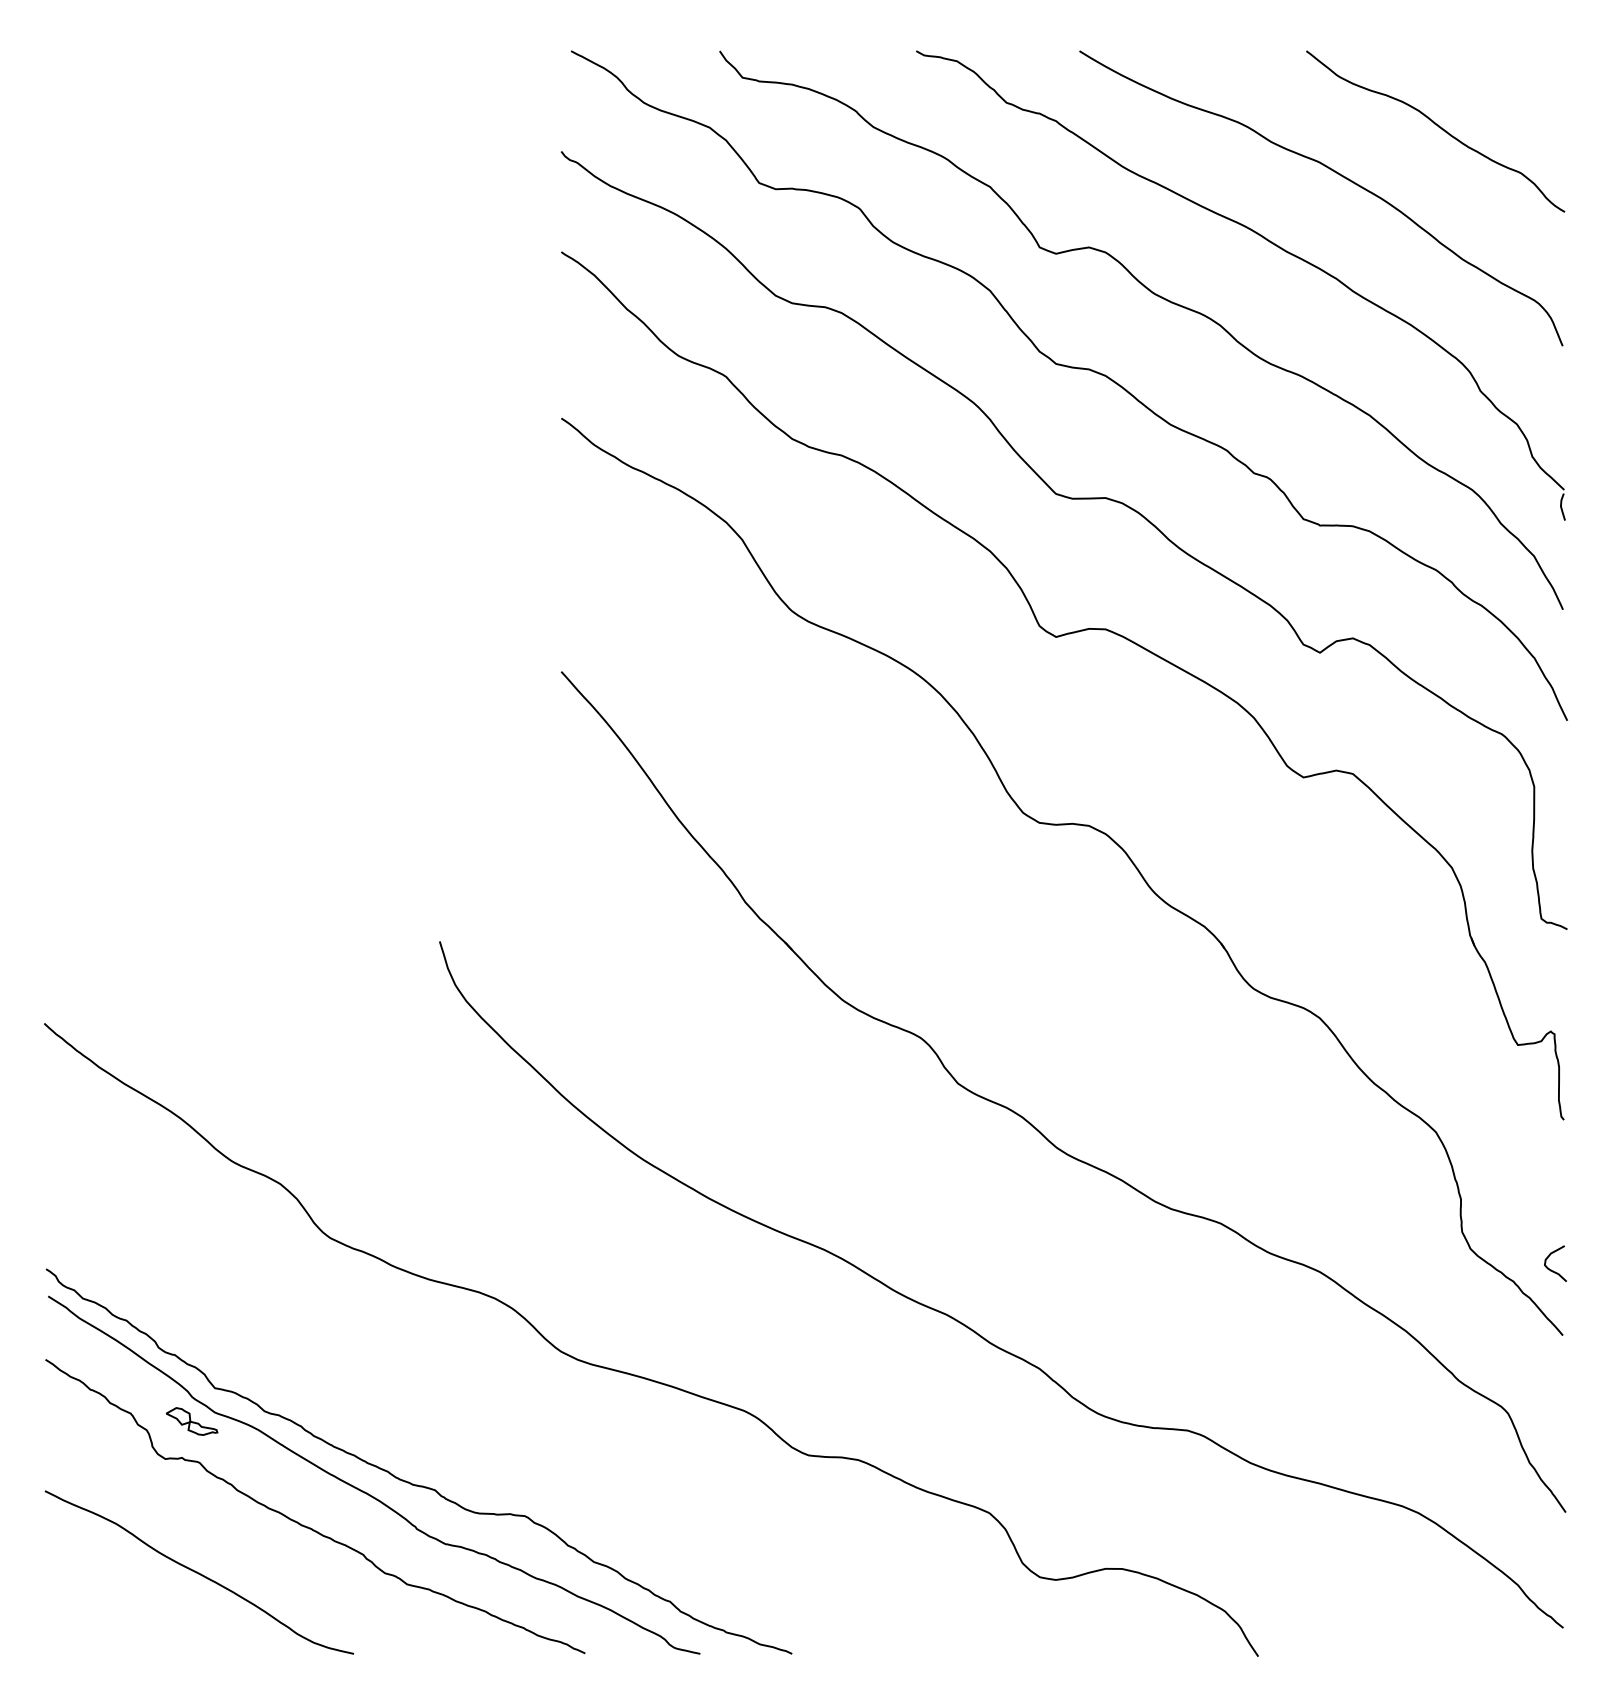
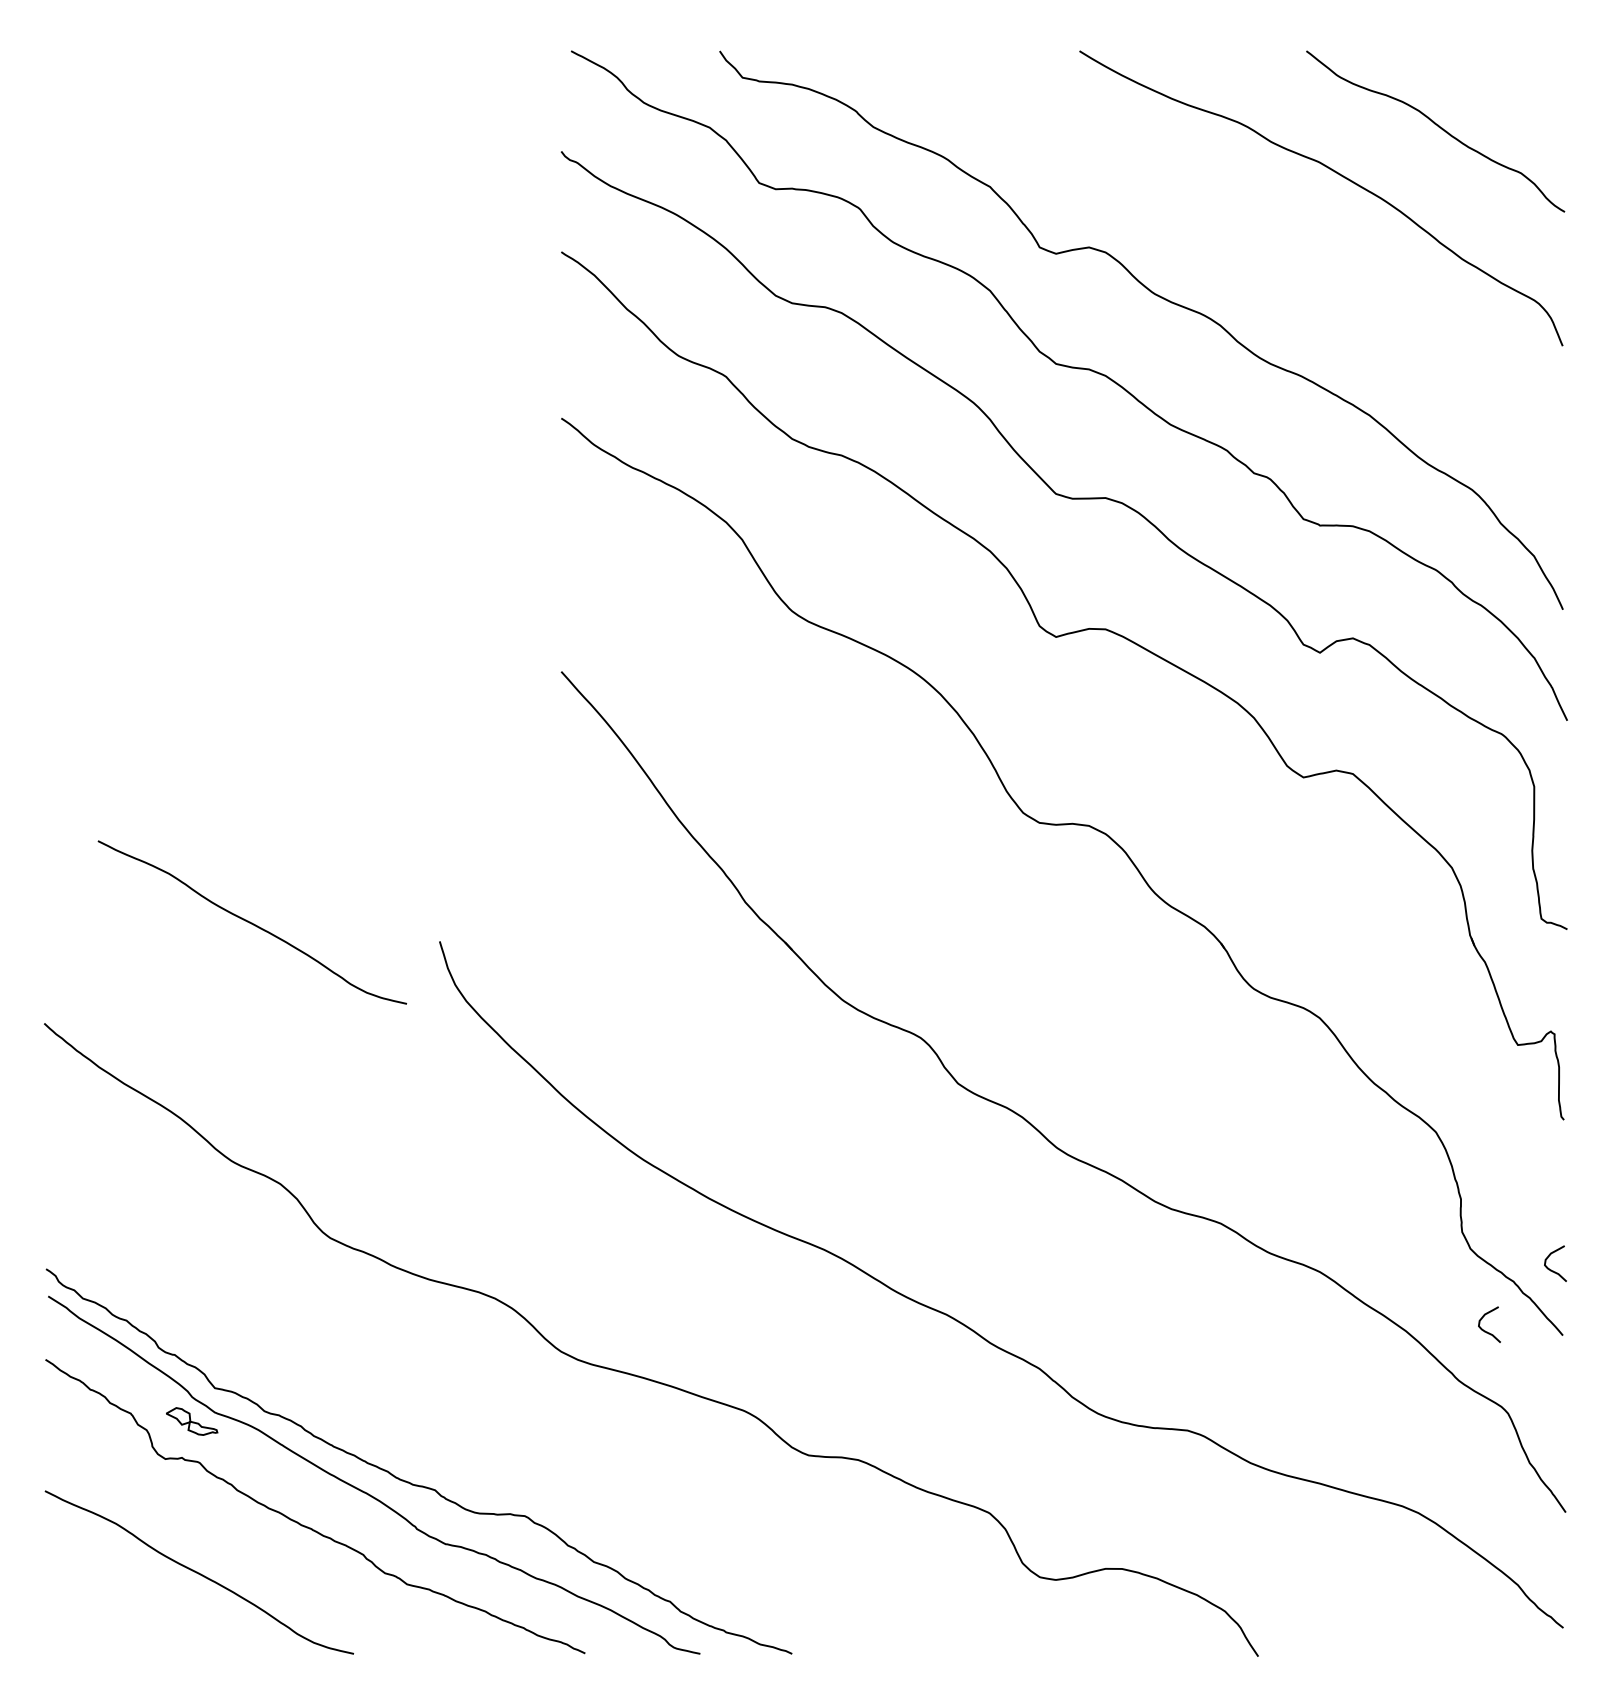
part: present -> none (1267, 241)
curve: none -> present (251, 922)
curve: none -> present (1485, 1330)
